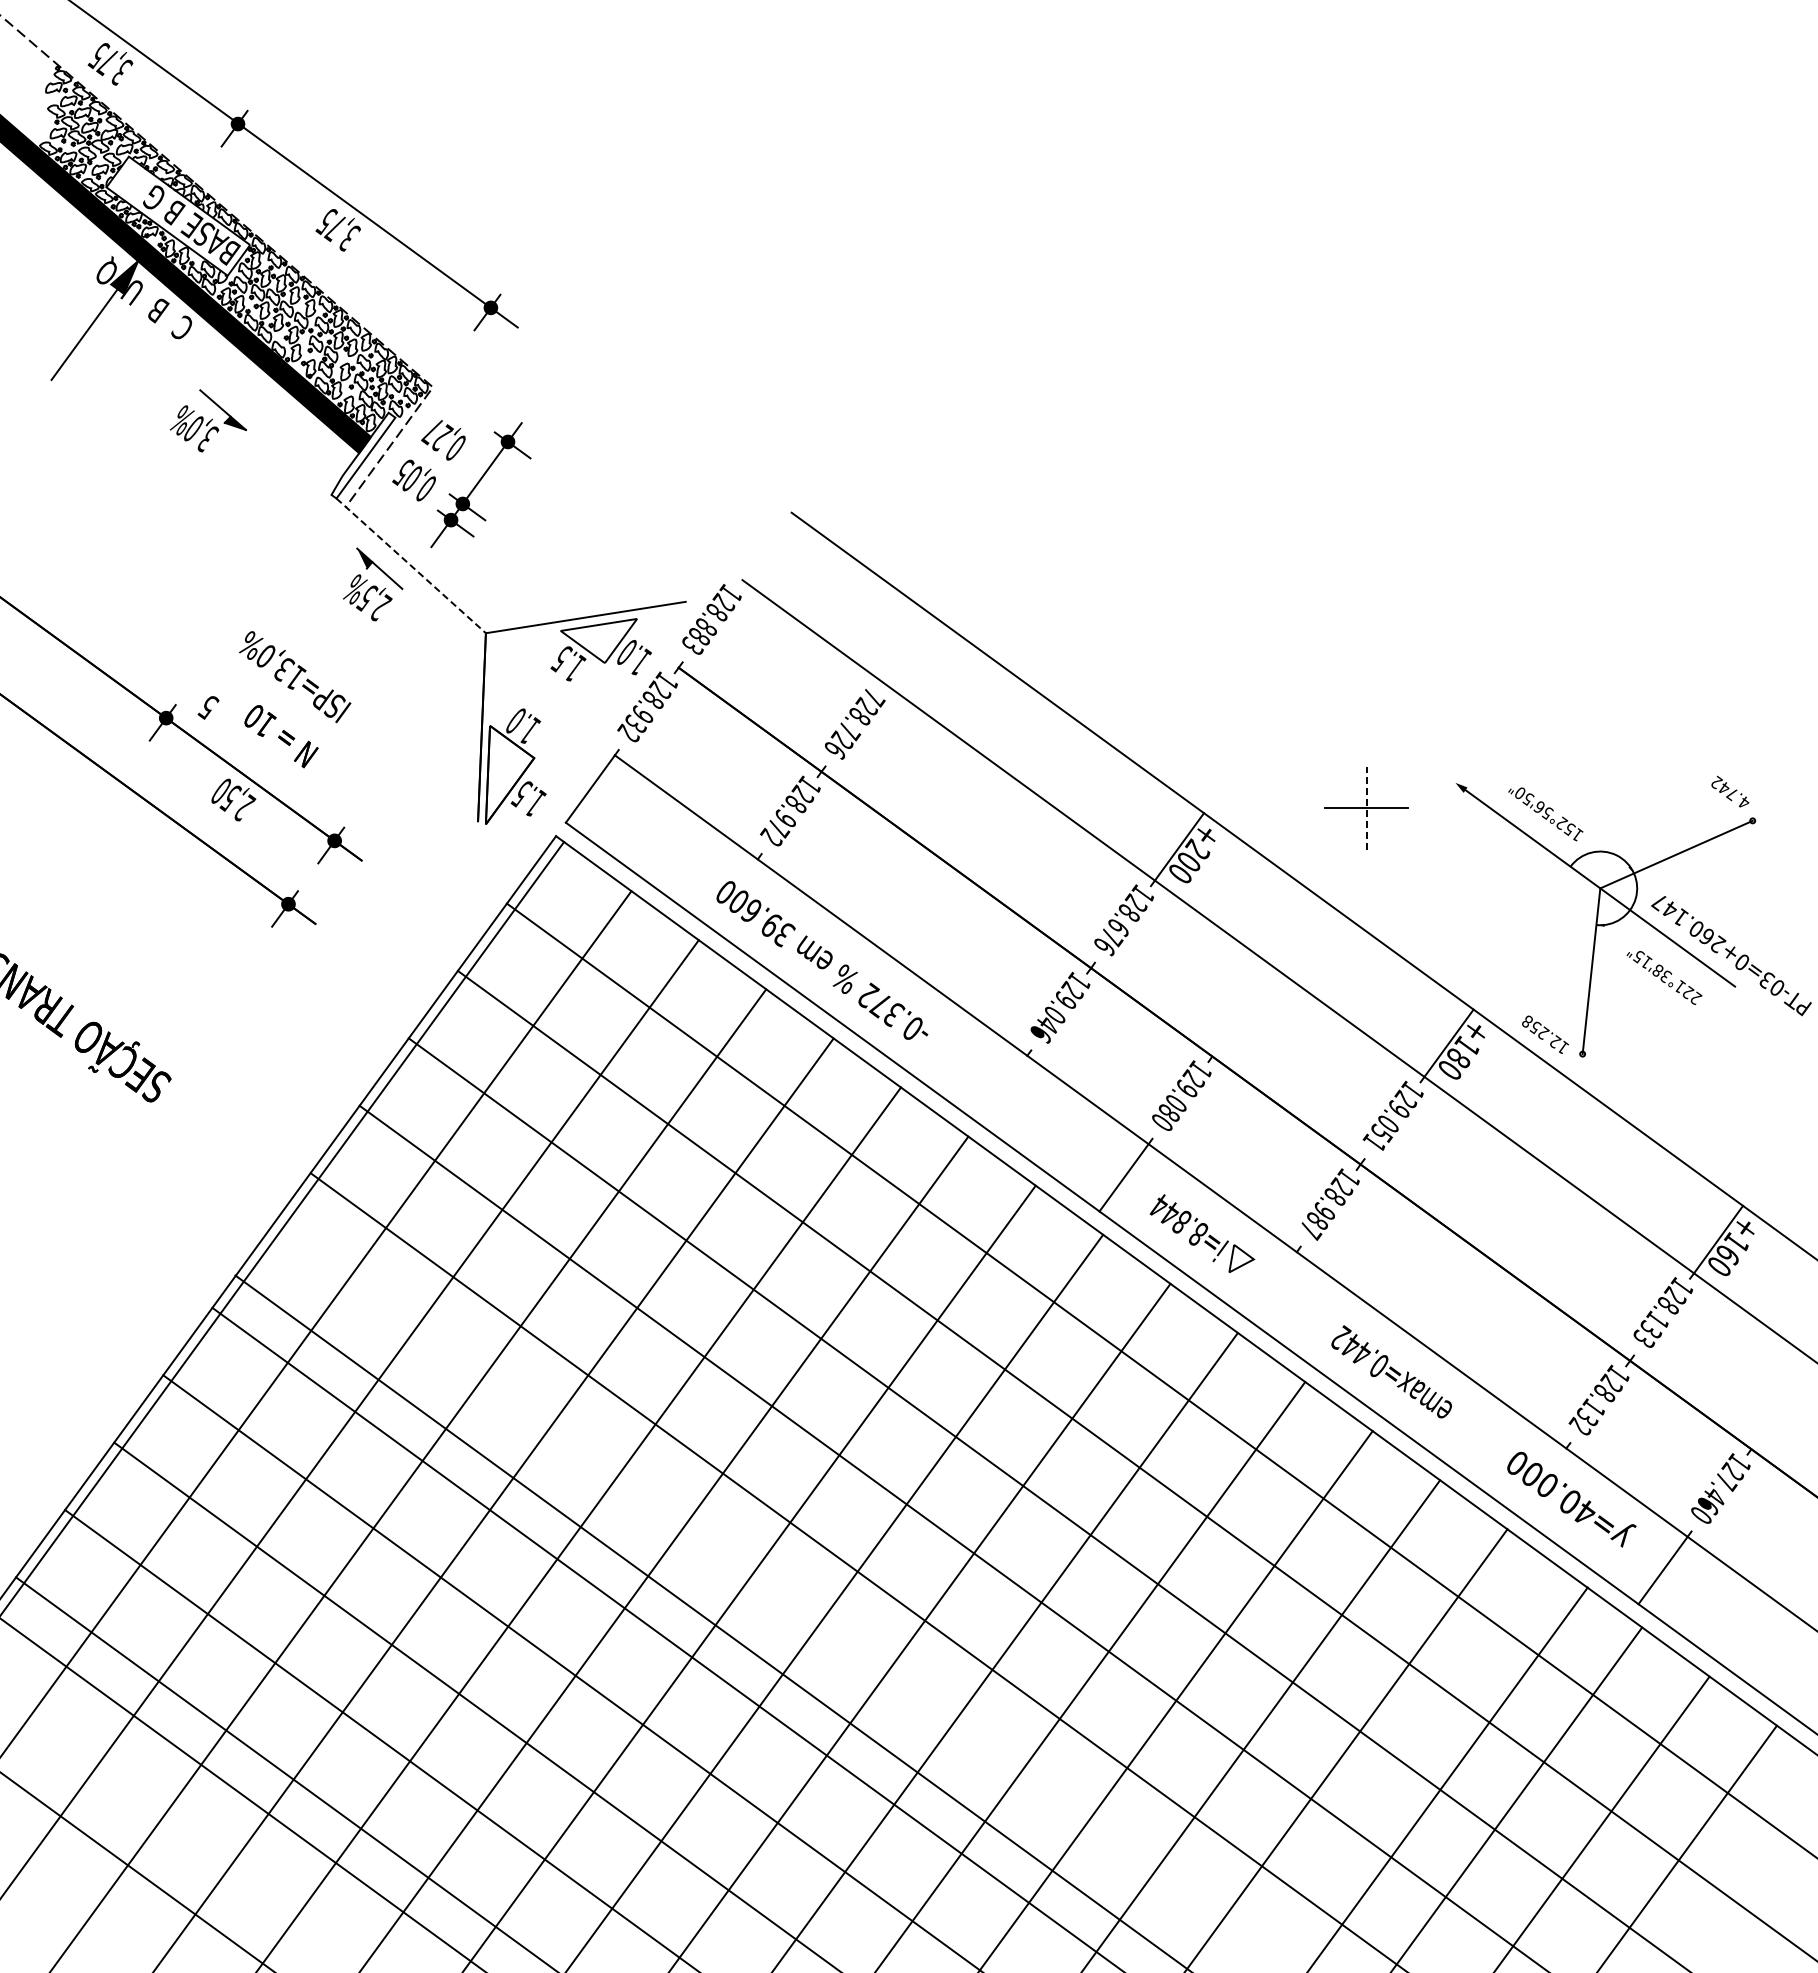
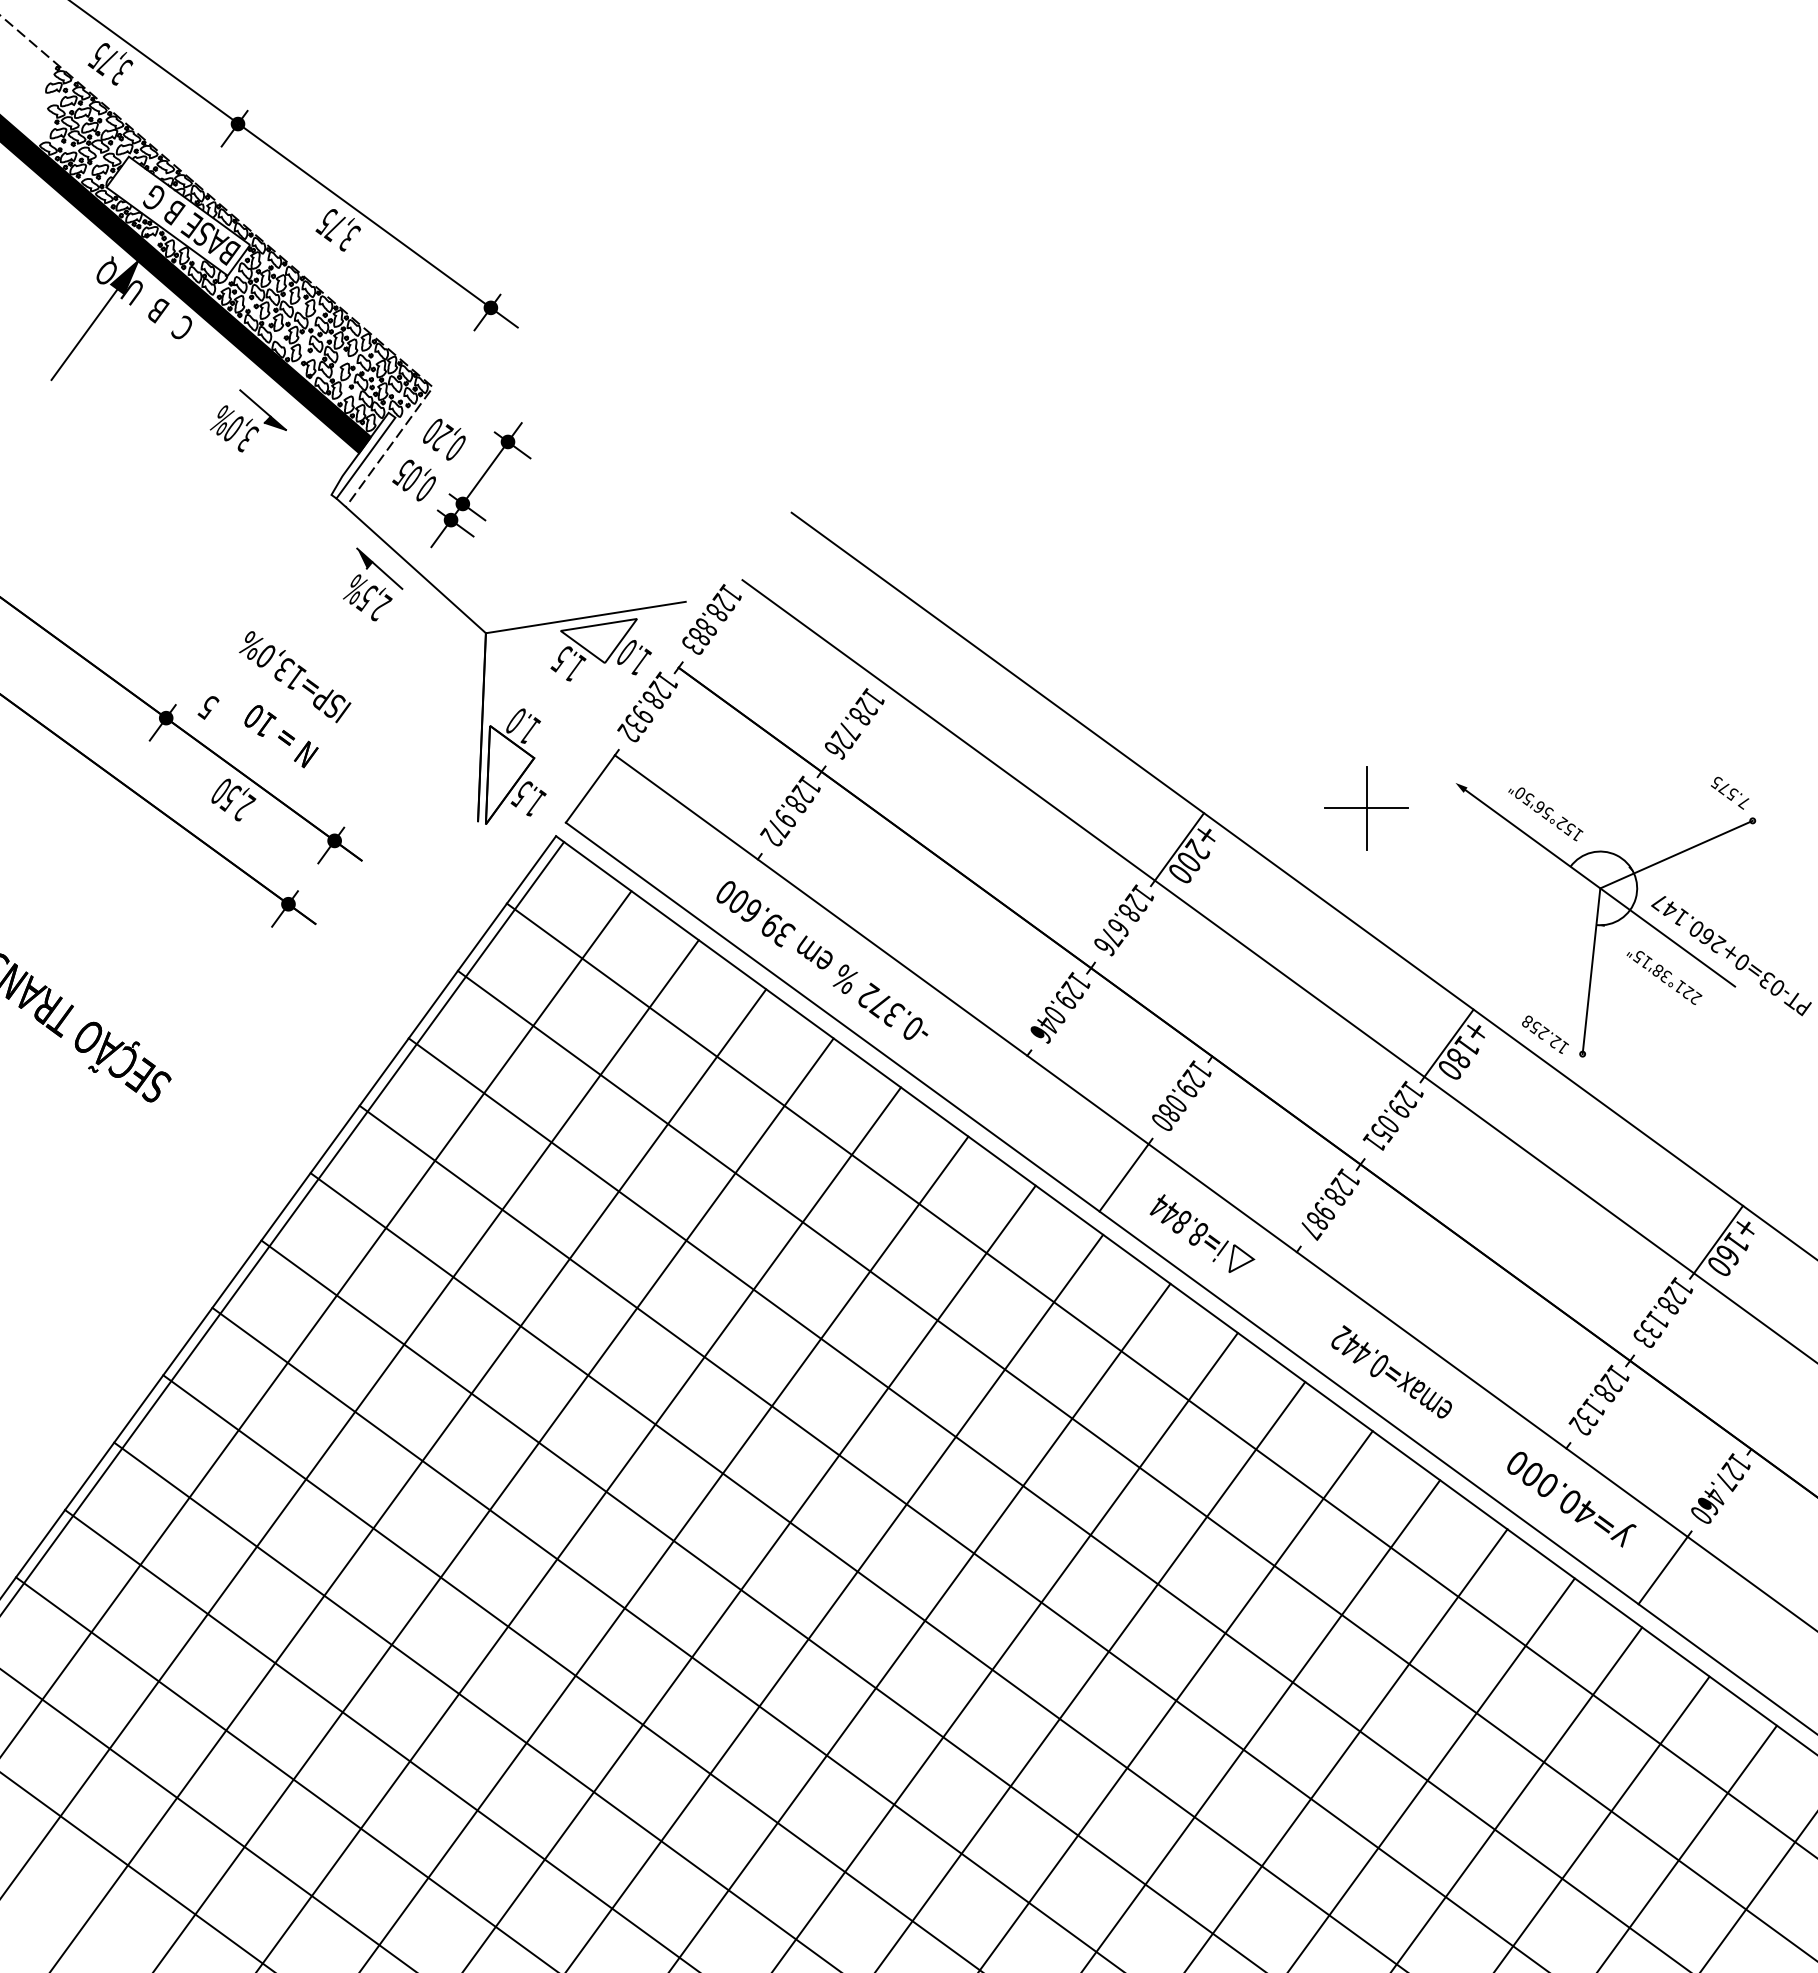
part position: (207, 420) -> (247, 420) (247, 420)
text: 0,27 -> 0,20 (431, 431)
line: dashed -> solid (411, 565)
text: 728.726 -> 128.726 (873, 697)
text: 4.742 -> 7.575 (1730, 792)
line: dashed -> solid (1366, 808)
line position: (711, 1622) -> (761, 1604) (761, 1604)
line position: (1448, 1778) -> (1431, 1773) (1431, 1773)
line position: (242, 1794) -> (207, 1819) (207, 1819)
line: none -> present (1758, 1892)
